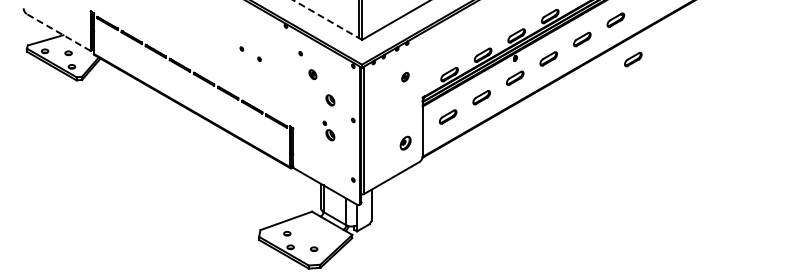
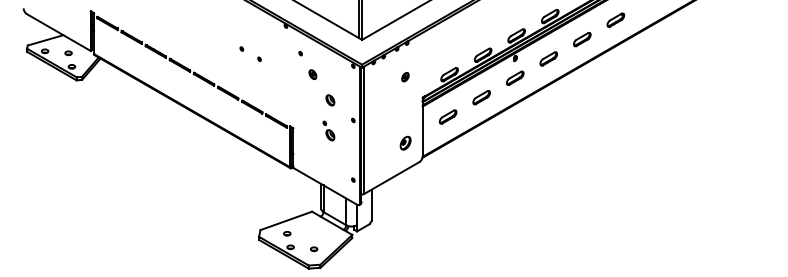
line: dashed -> solid (327, 19)
line: dashed -> solid (58, 32)
part: present -> none (633, 59)
